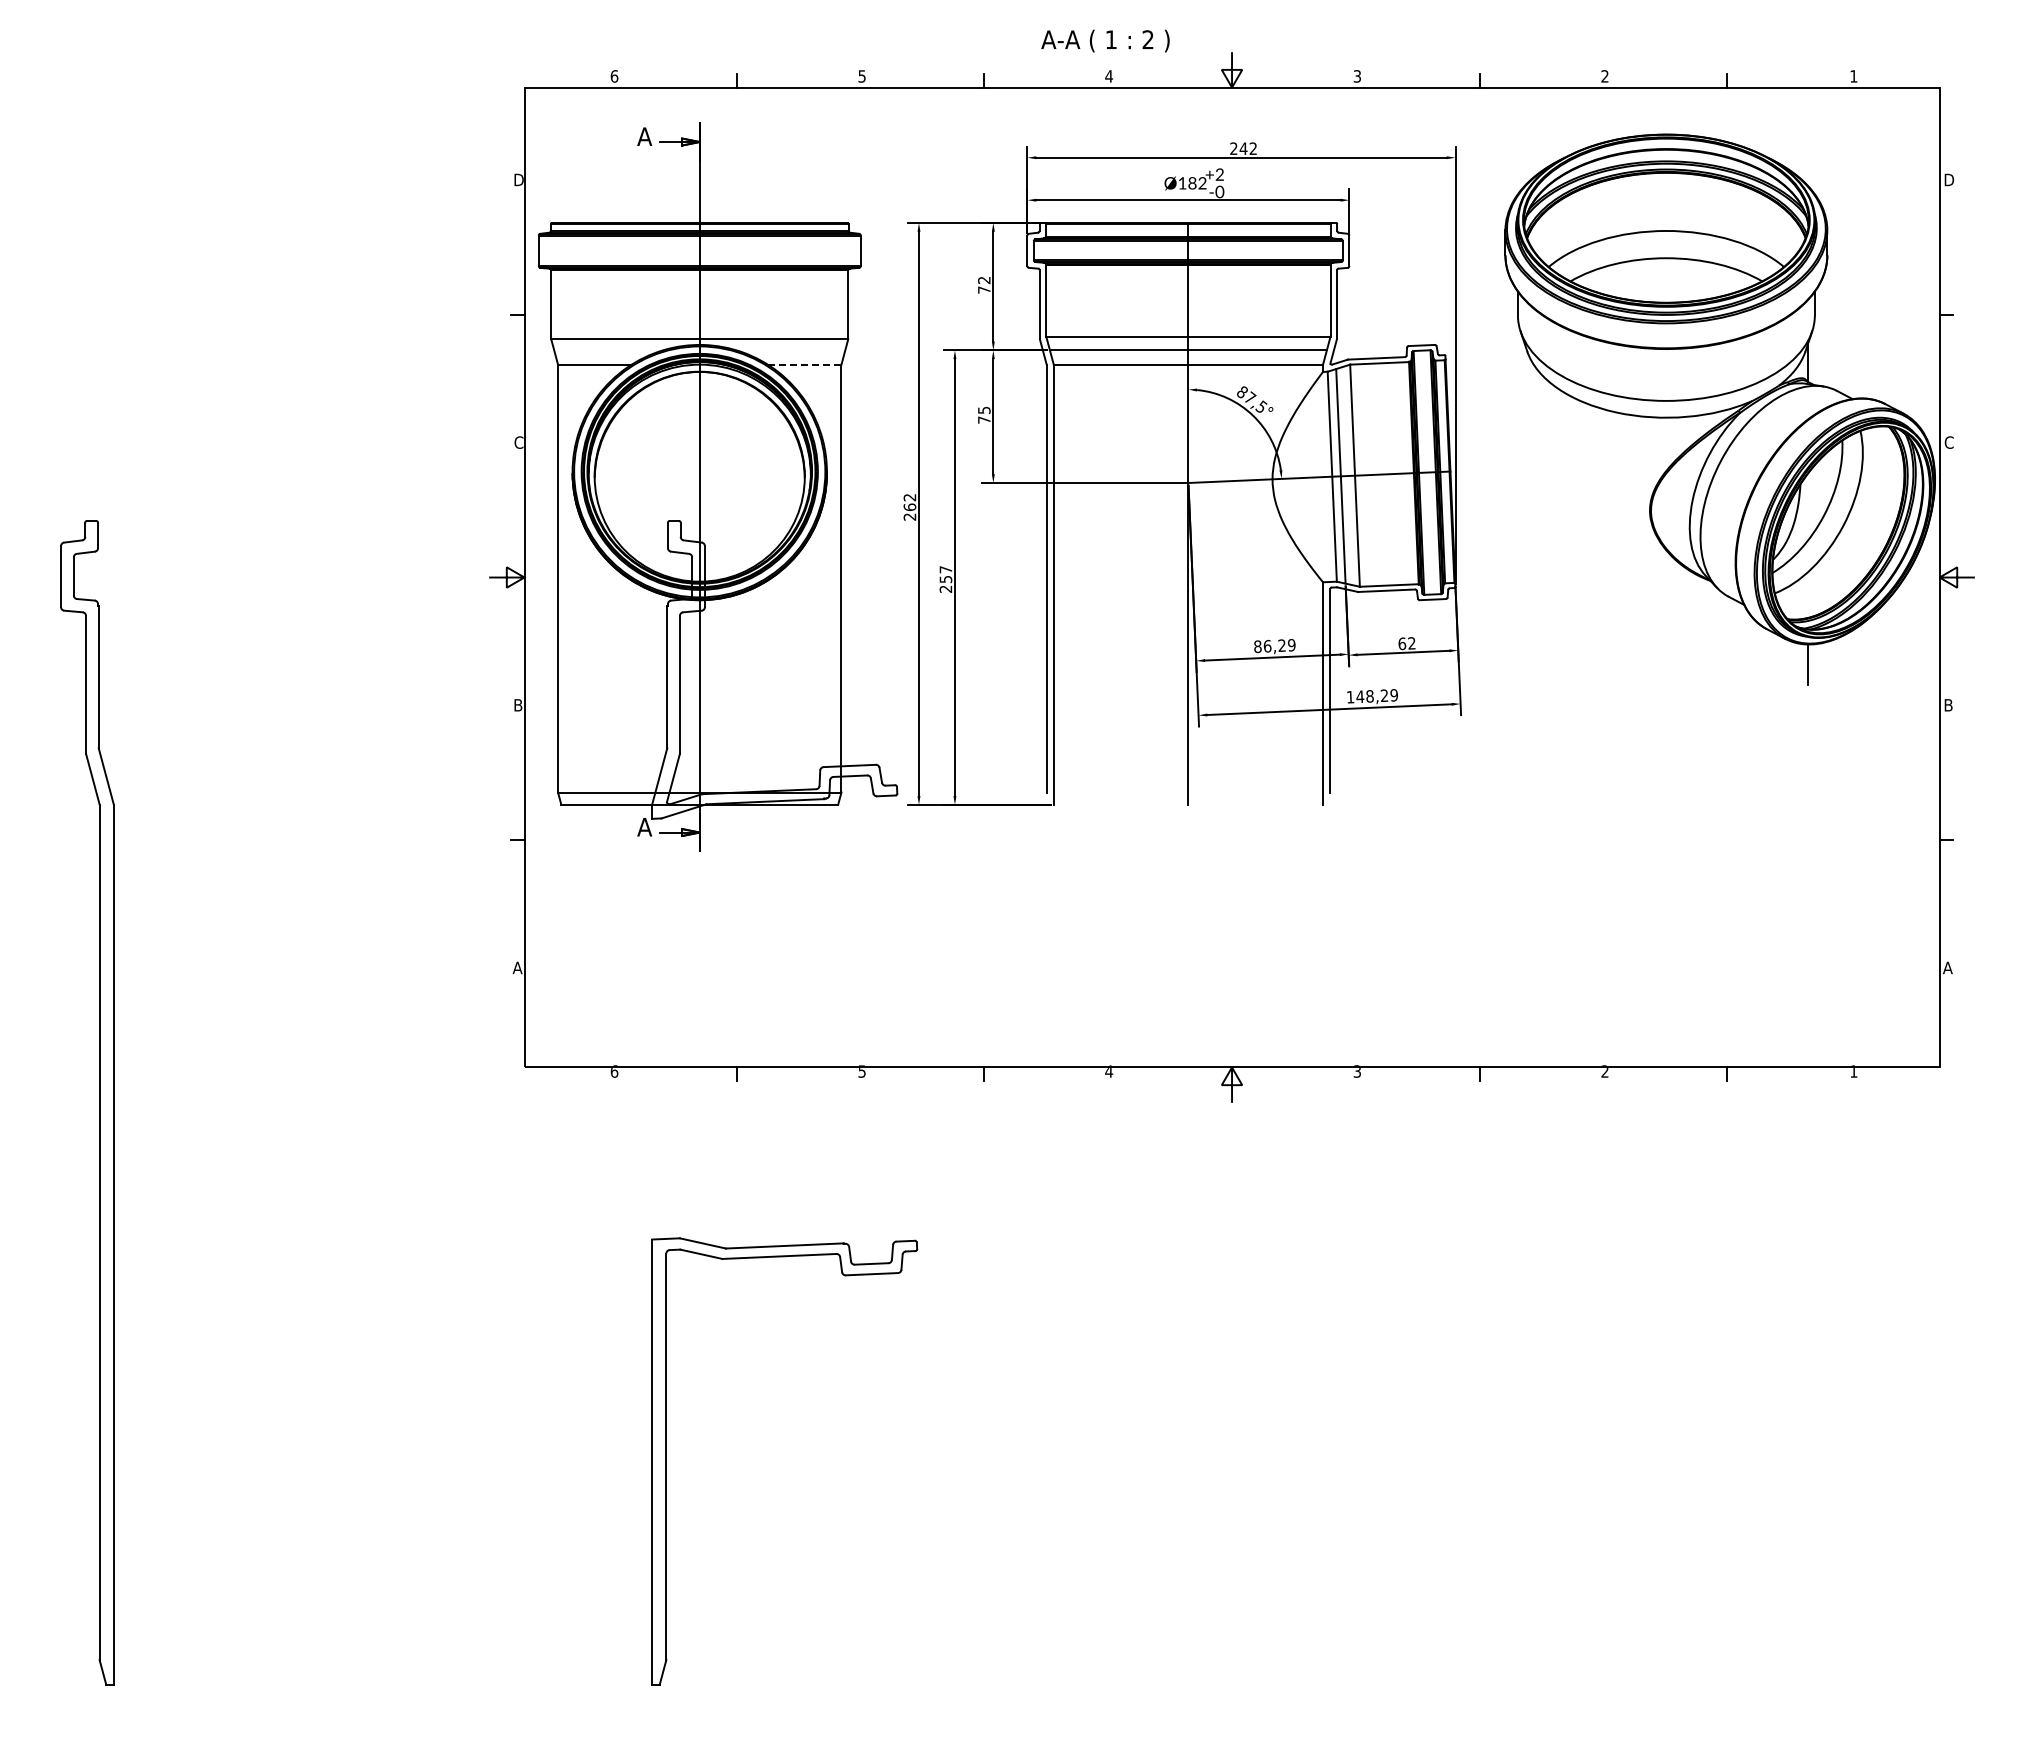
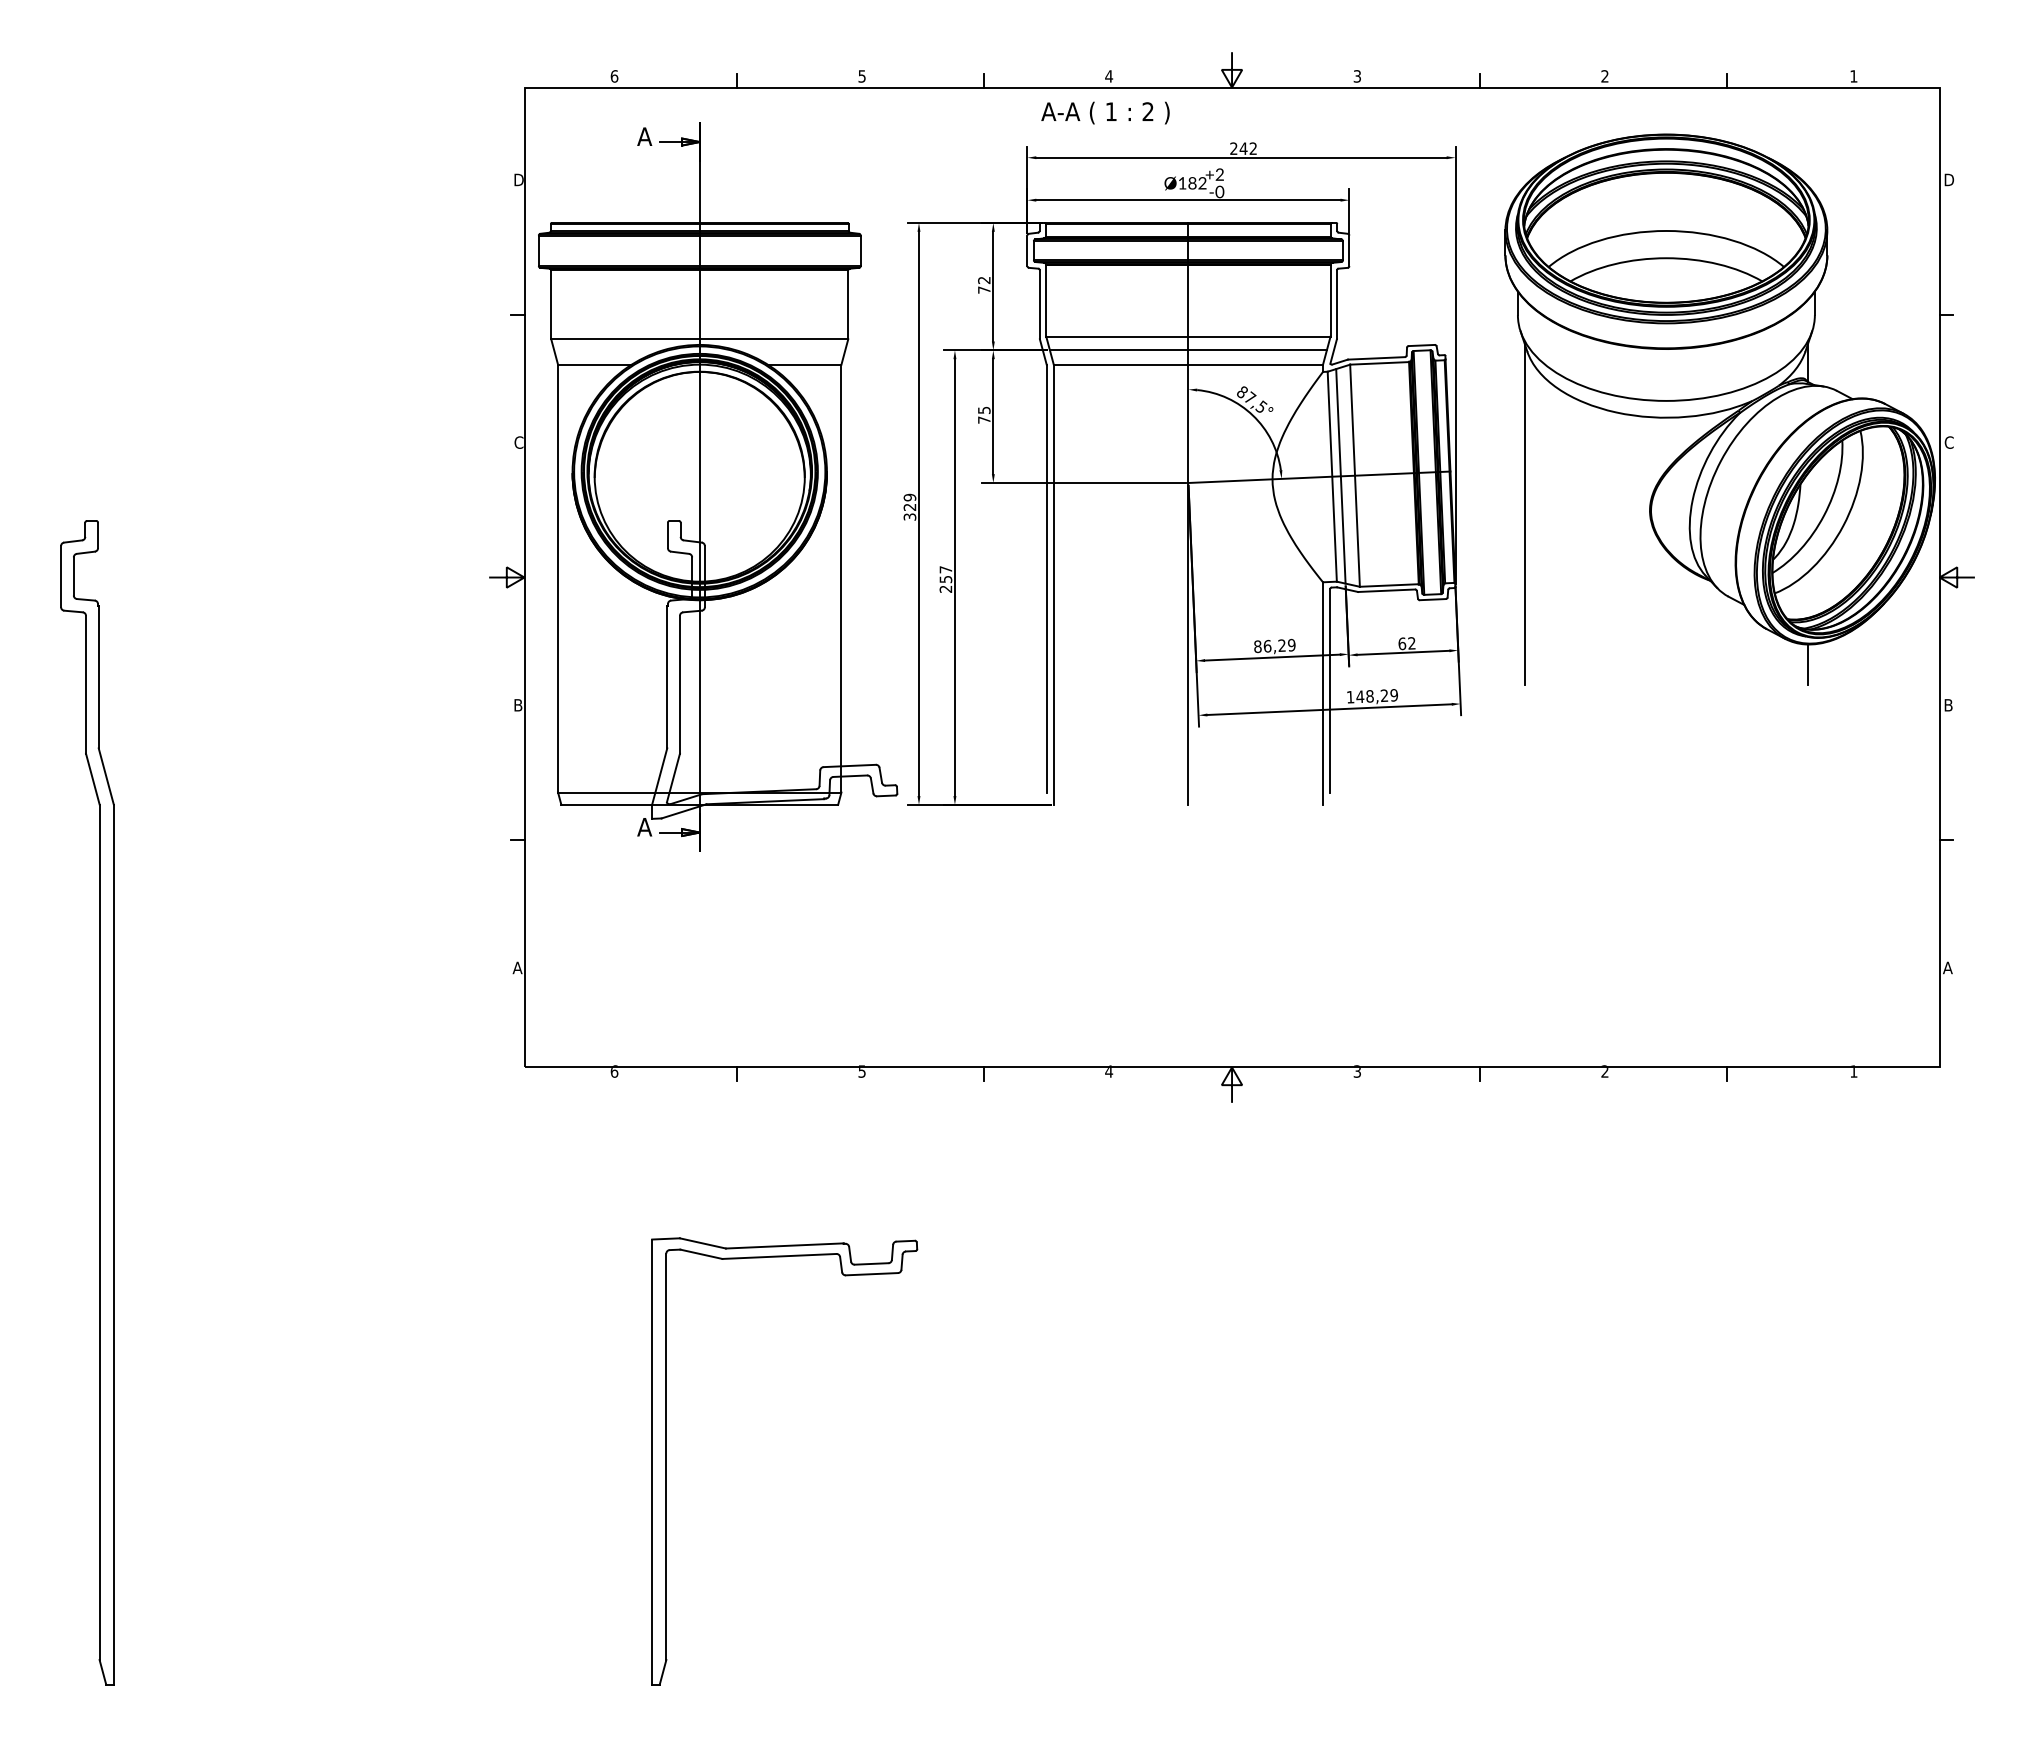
text position: (1105, 40) -> (1105, 112) (1105, 112)
line: dashed -> solid (804, 364)
text: 262 -> 329 (909, 506)
line: none -> present (1524, 514)
